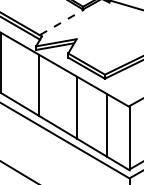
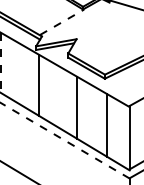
line: solid -> dashed (0, 63)
line: solid -> dashed (65, 140)
